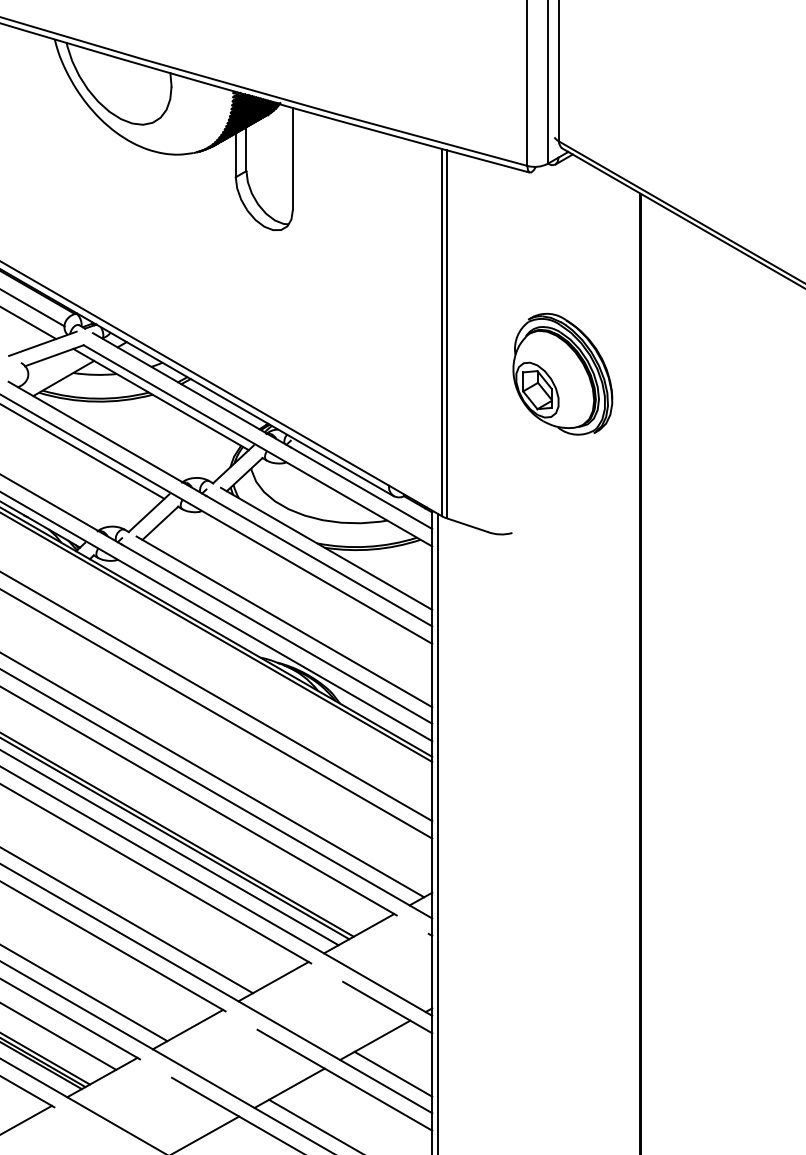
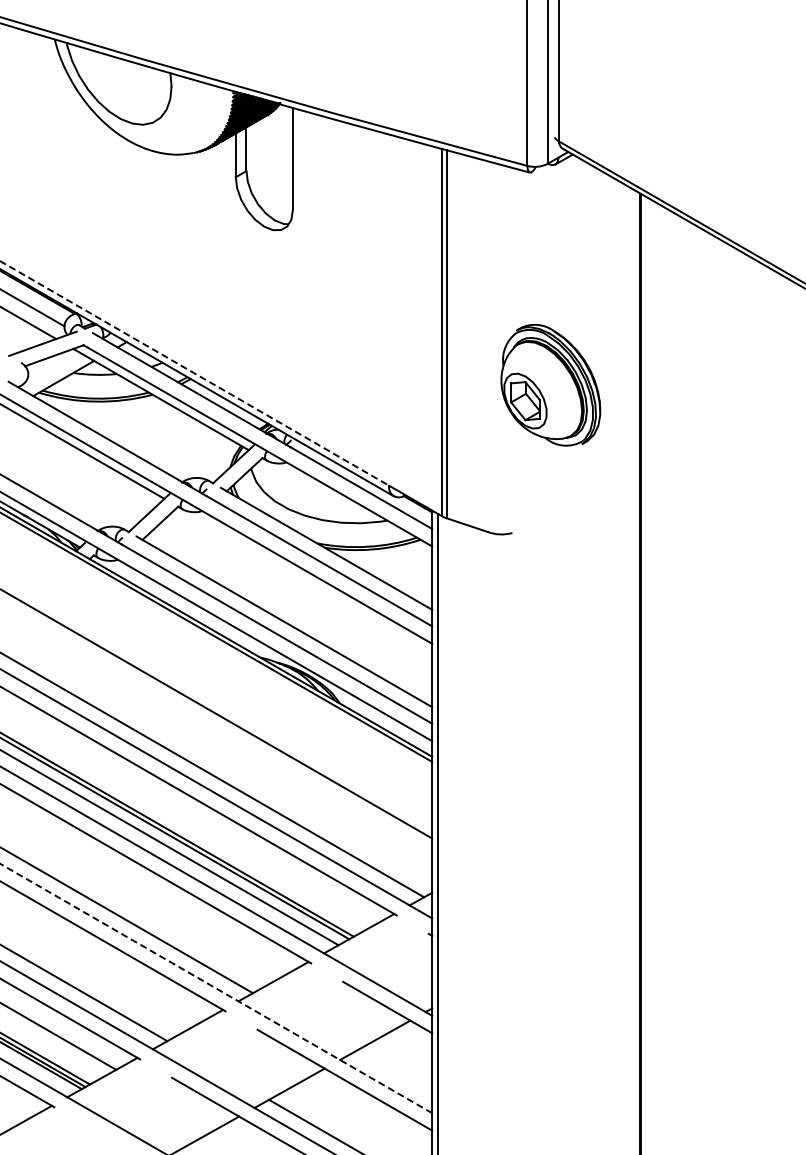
line: solid -> dashed (195, 373)
part position: (562, 373) -> (550, 384) (550, 384)
line: present -> none (217, 696)
line: solid -> dashed (216, 988)
line: present -> none (393, 1073)
